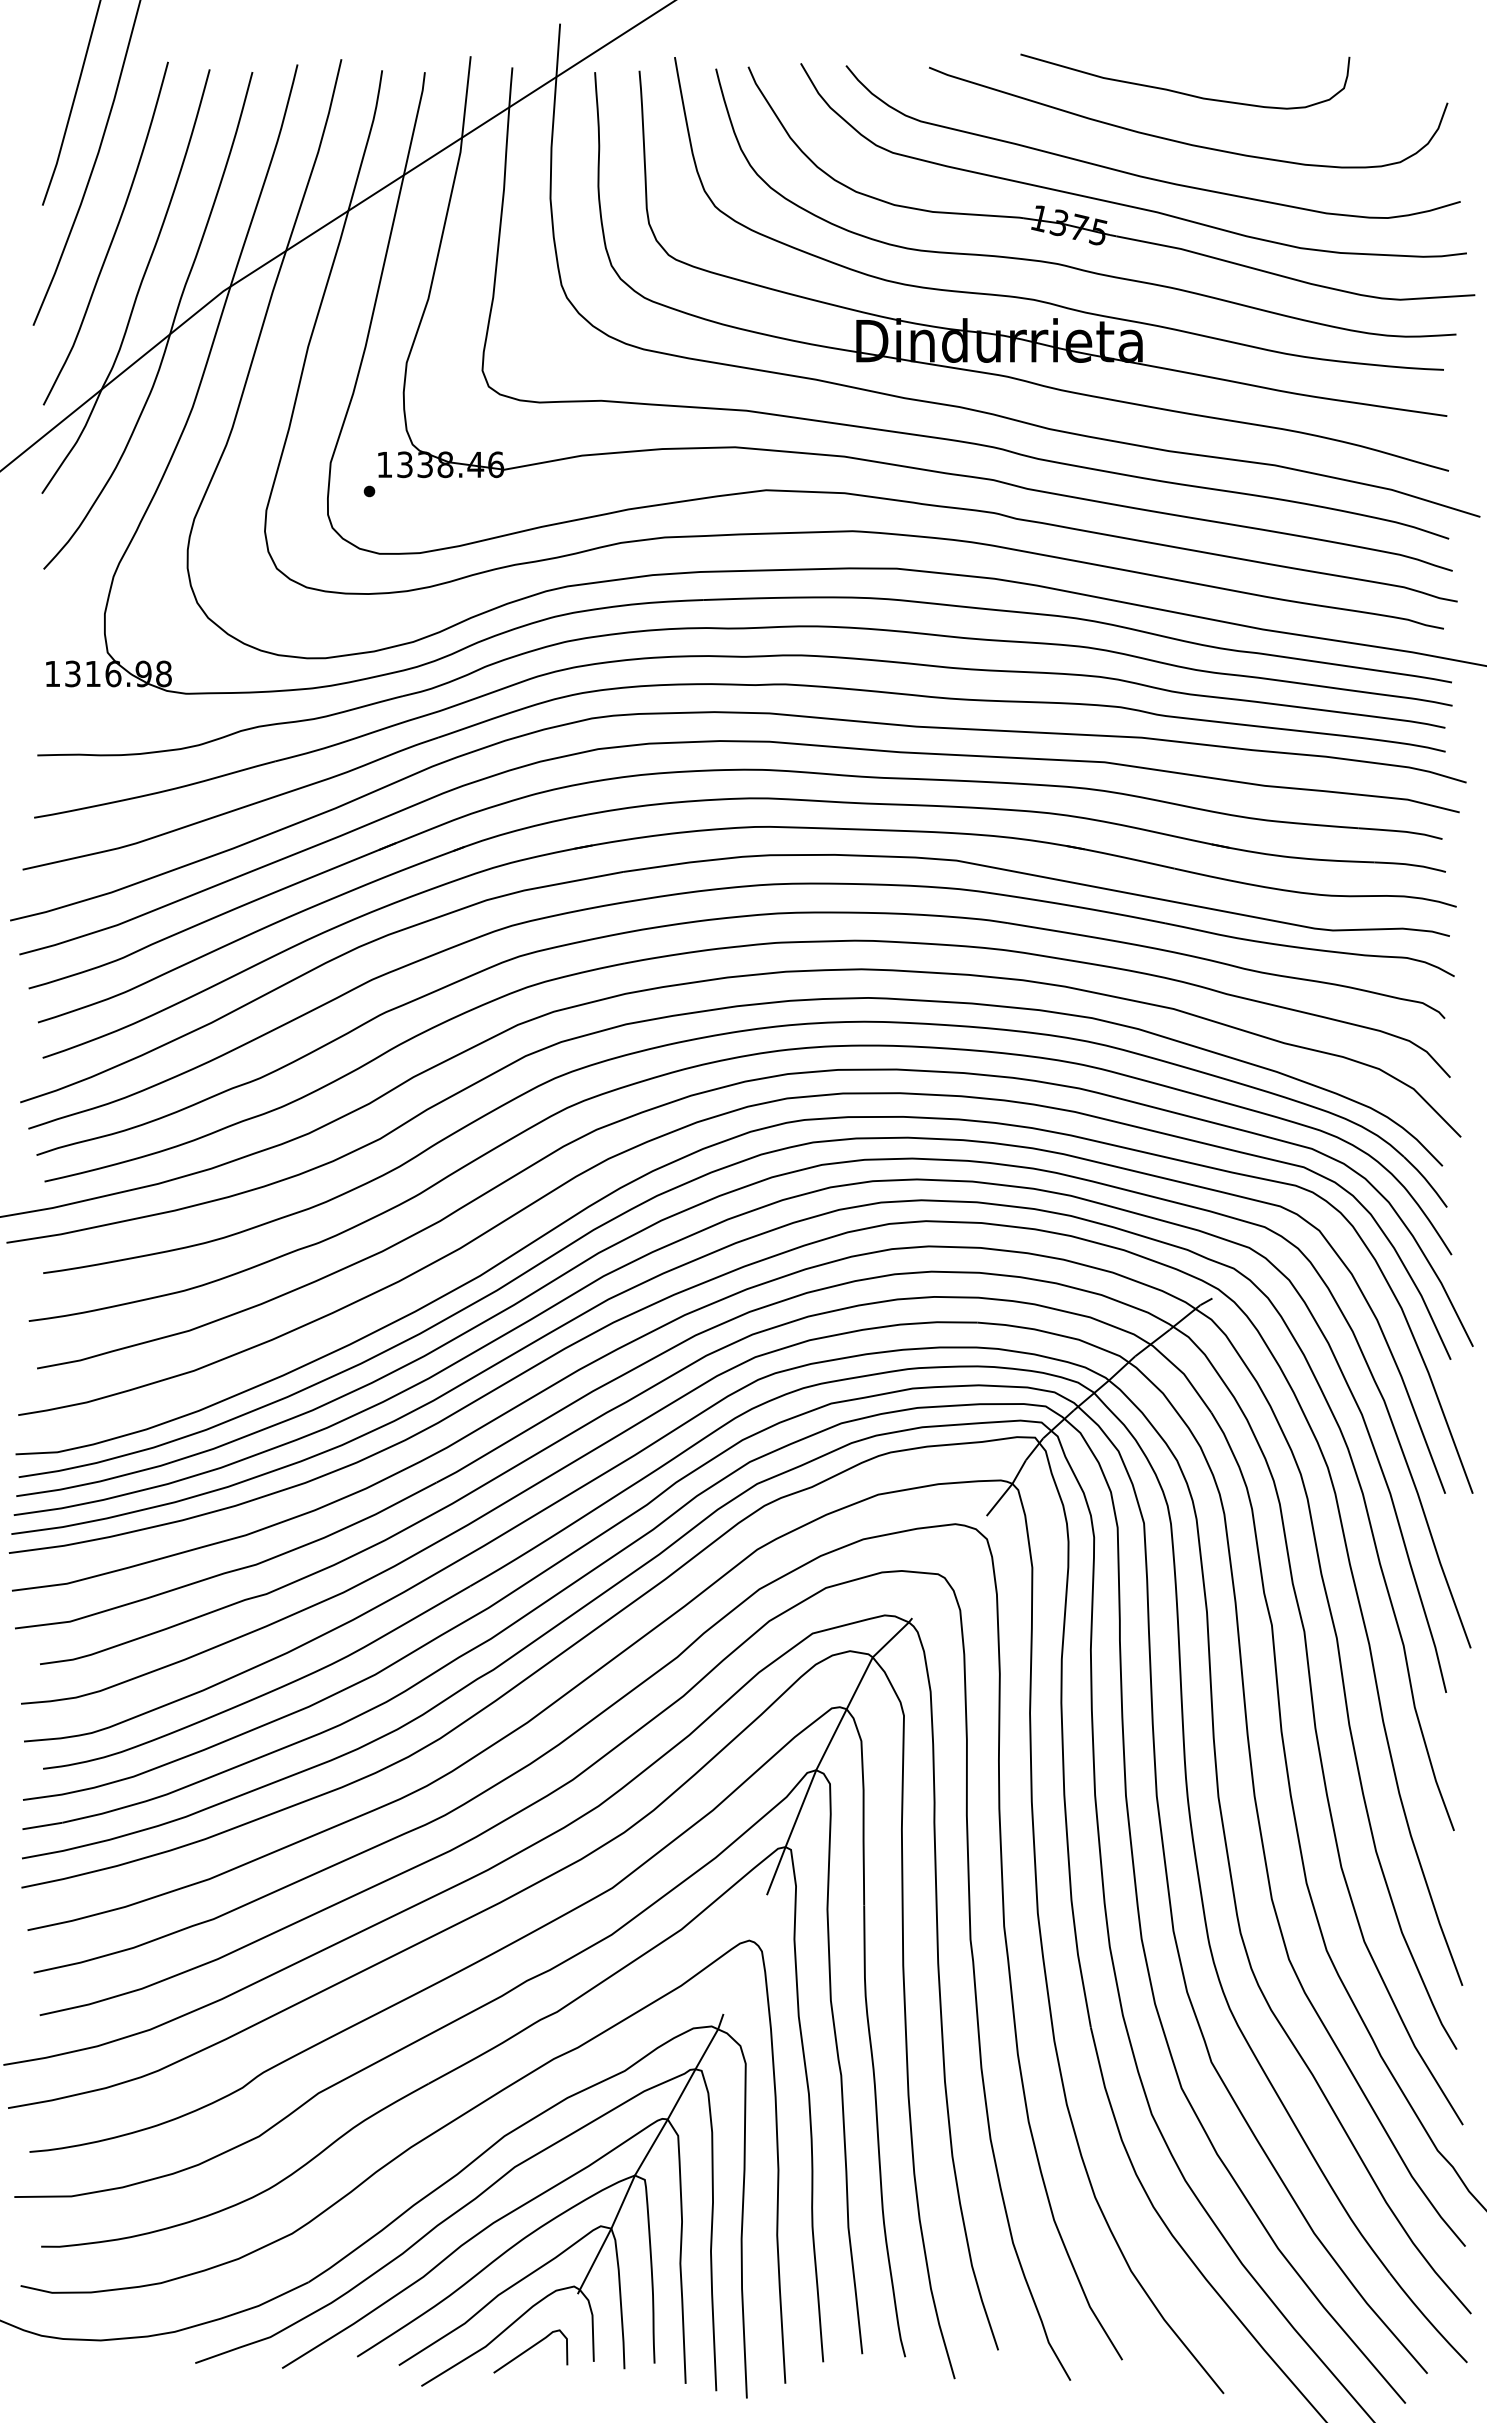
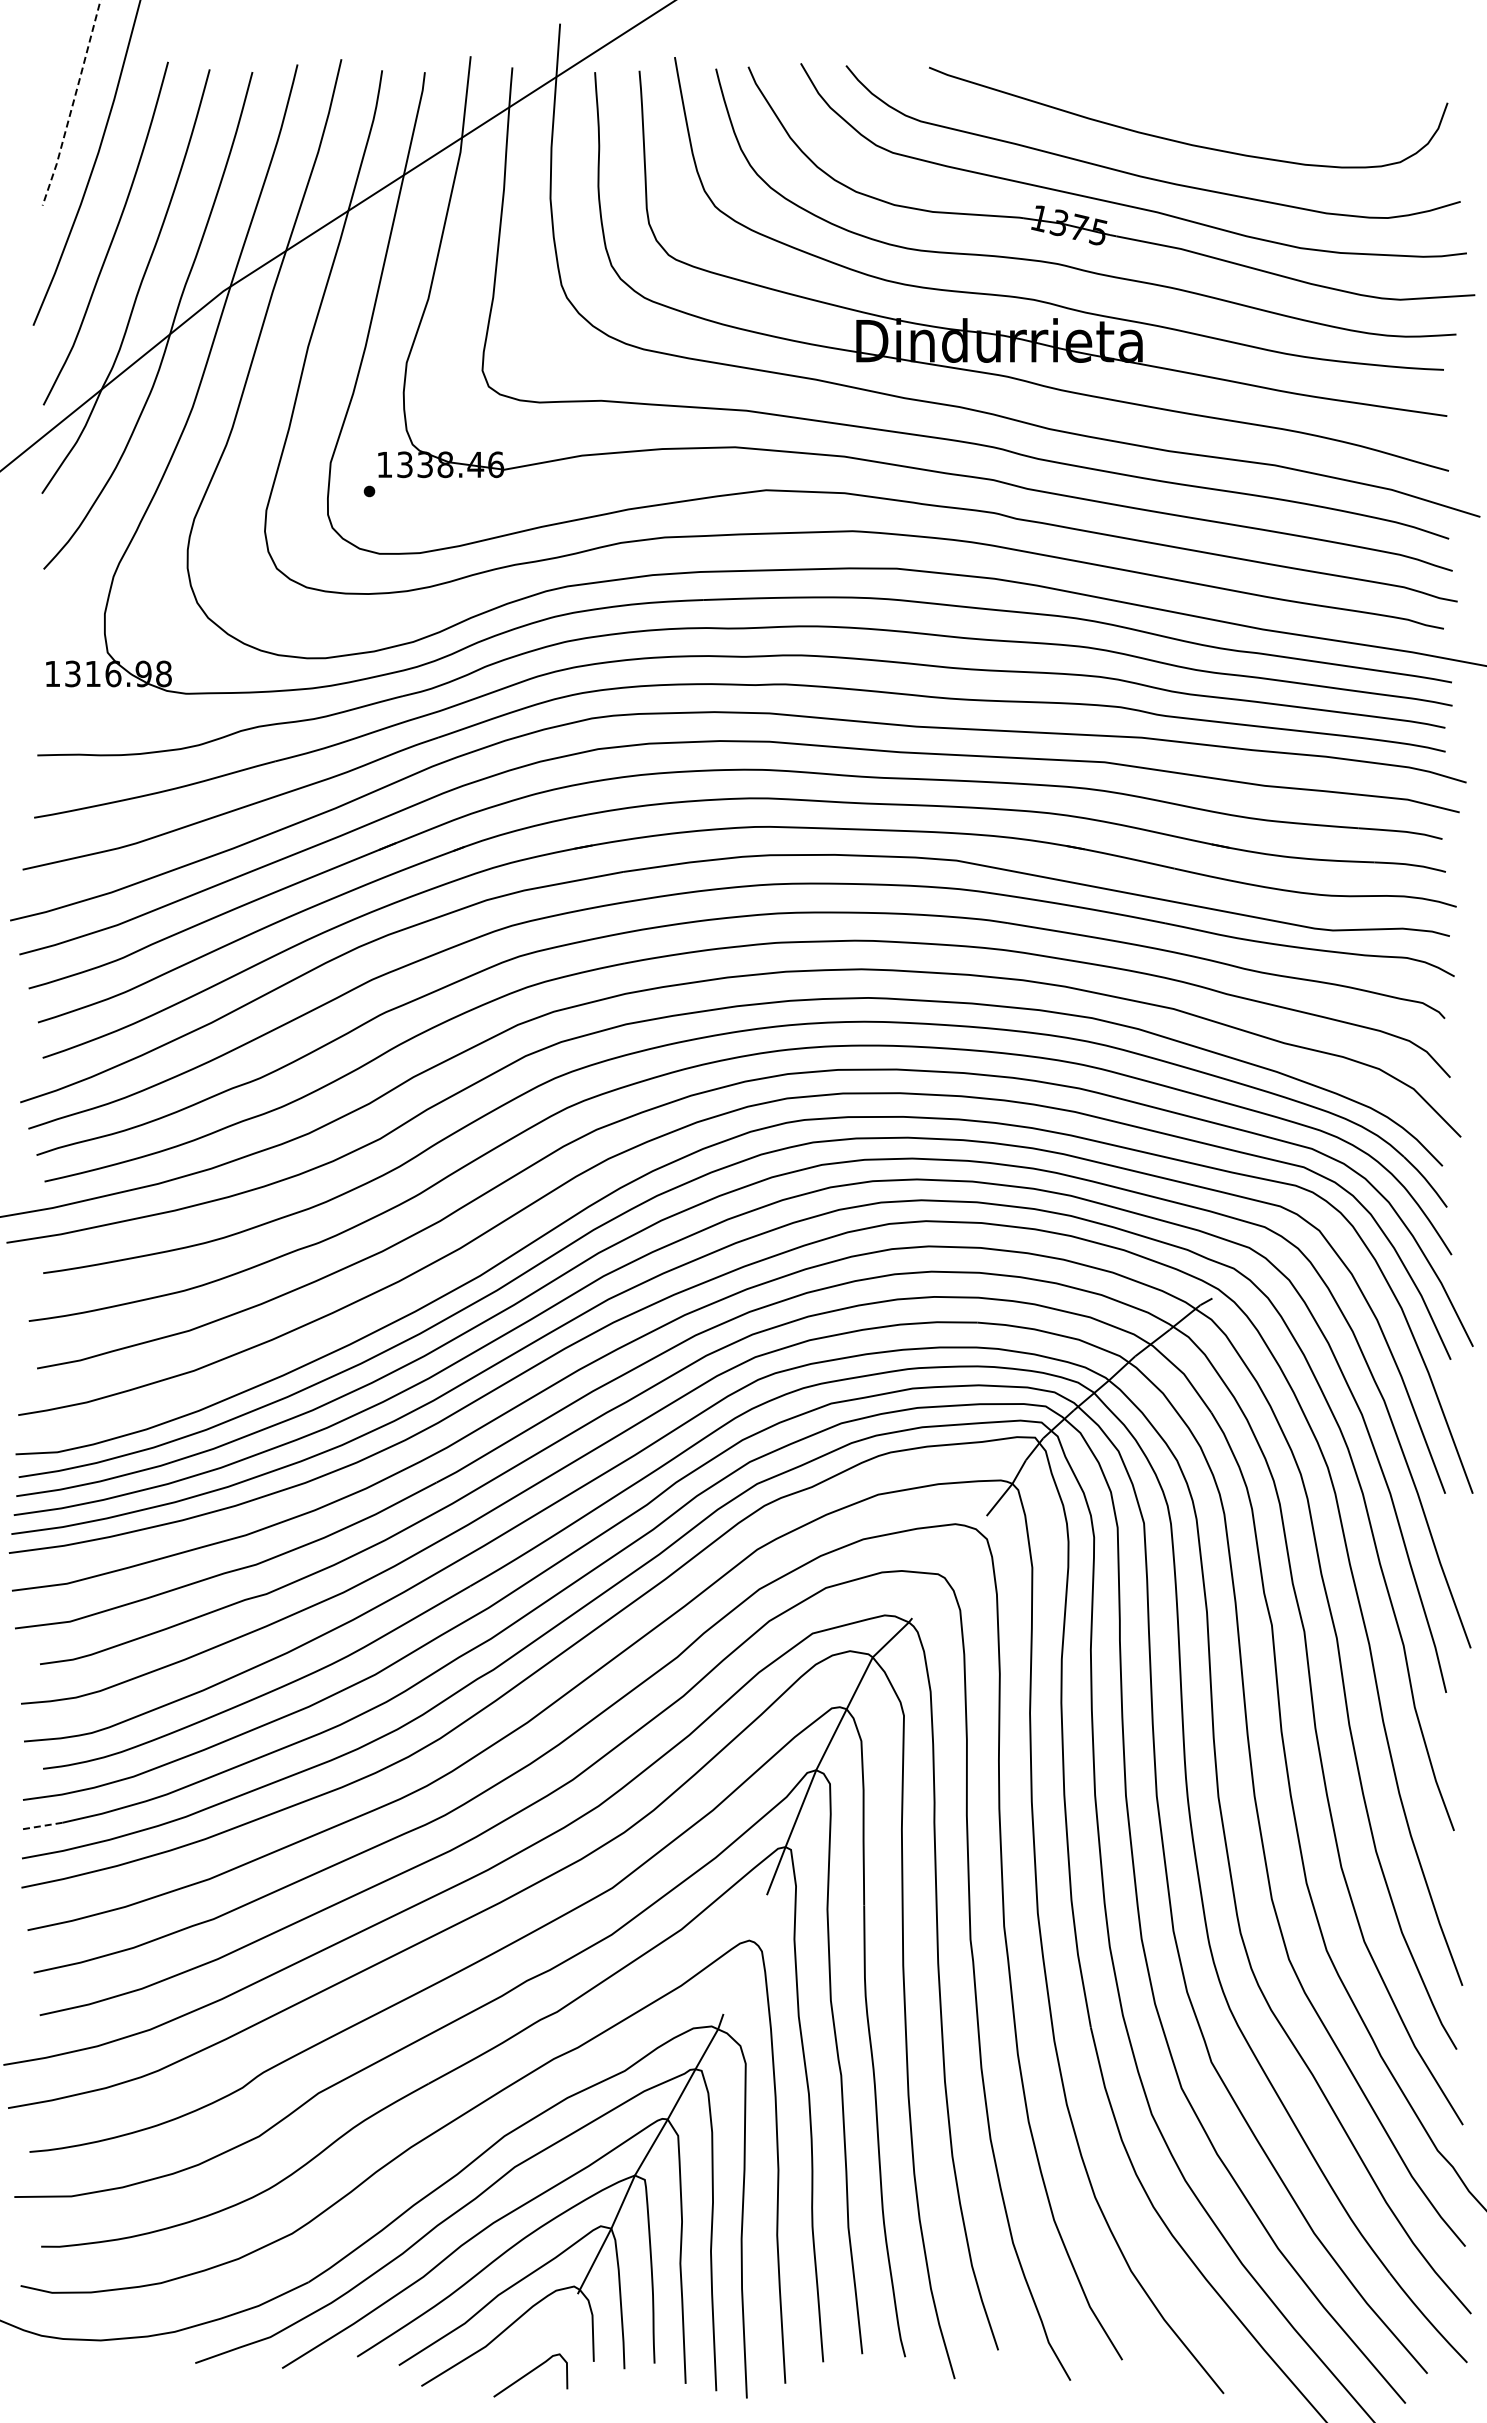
curve: present -> none (1183, 92)
line: solid -> dashed (72, 104)
line: solid -> dashed (42, 1826)
curve position: (530, 2349) -> (530, 2373) (530, 2373)
